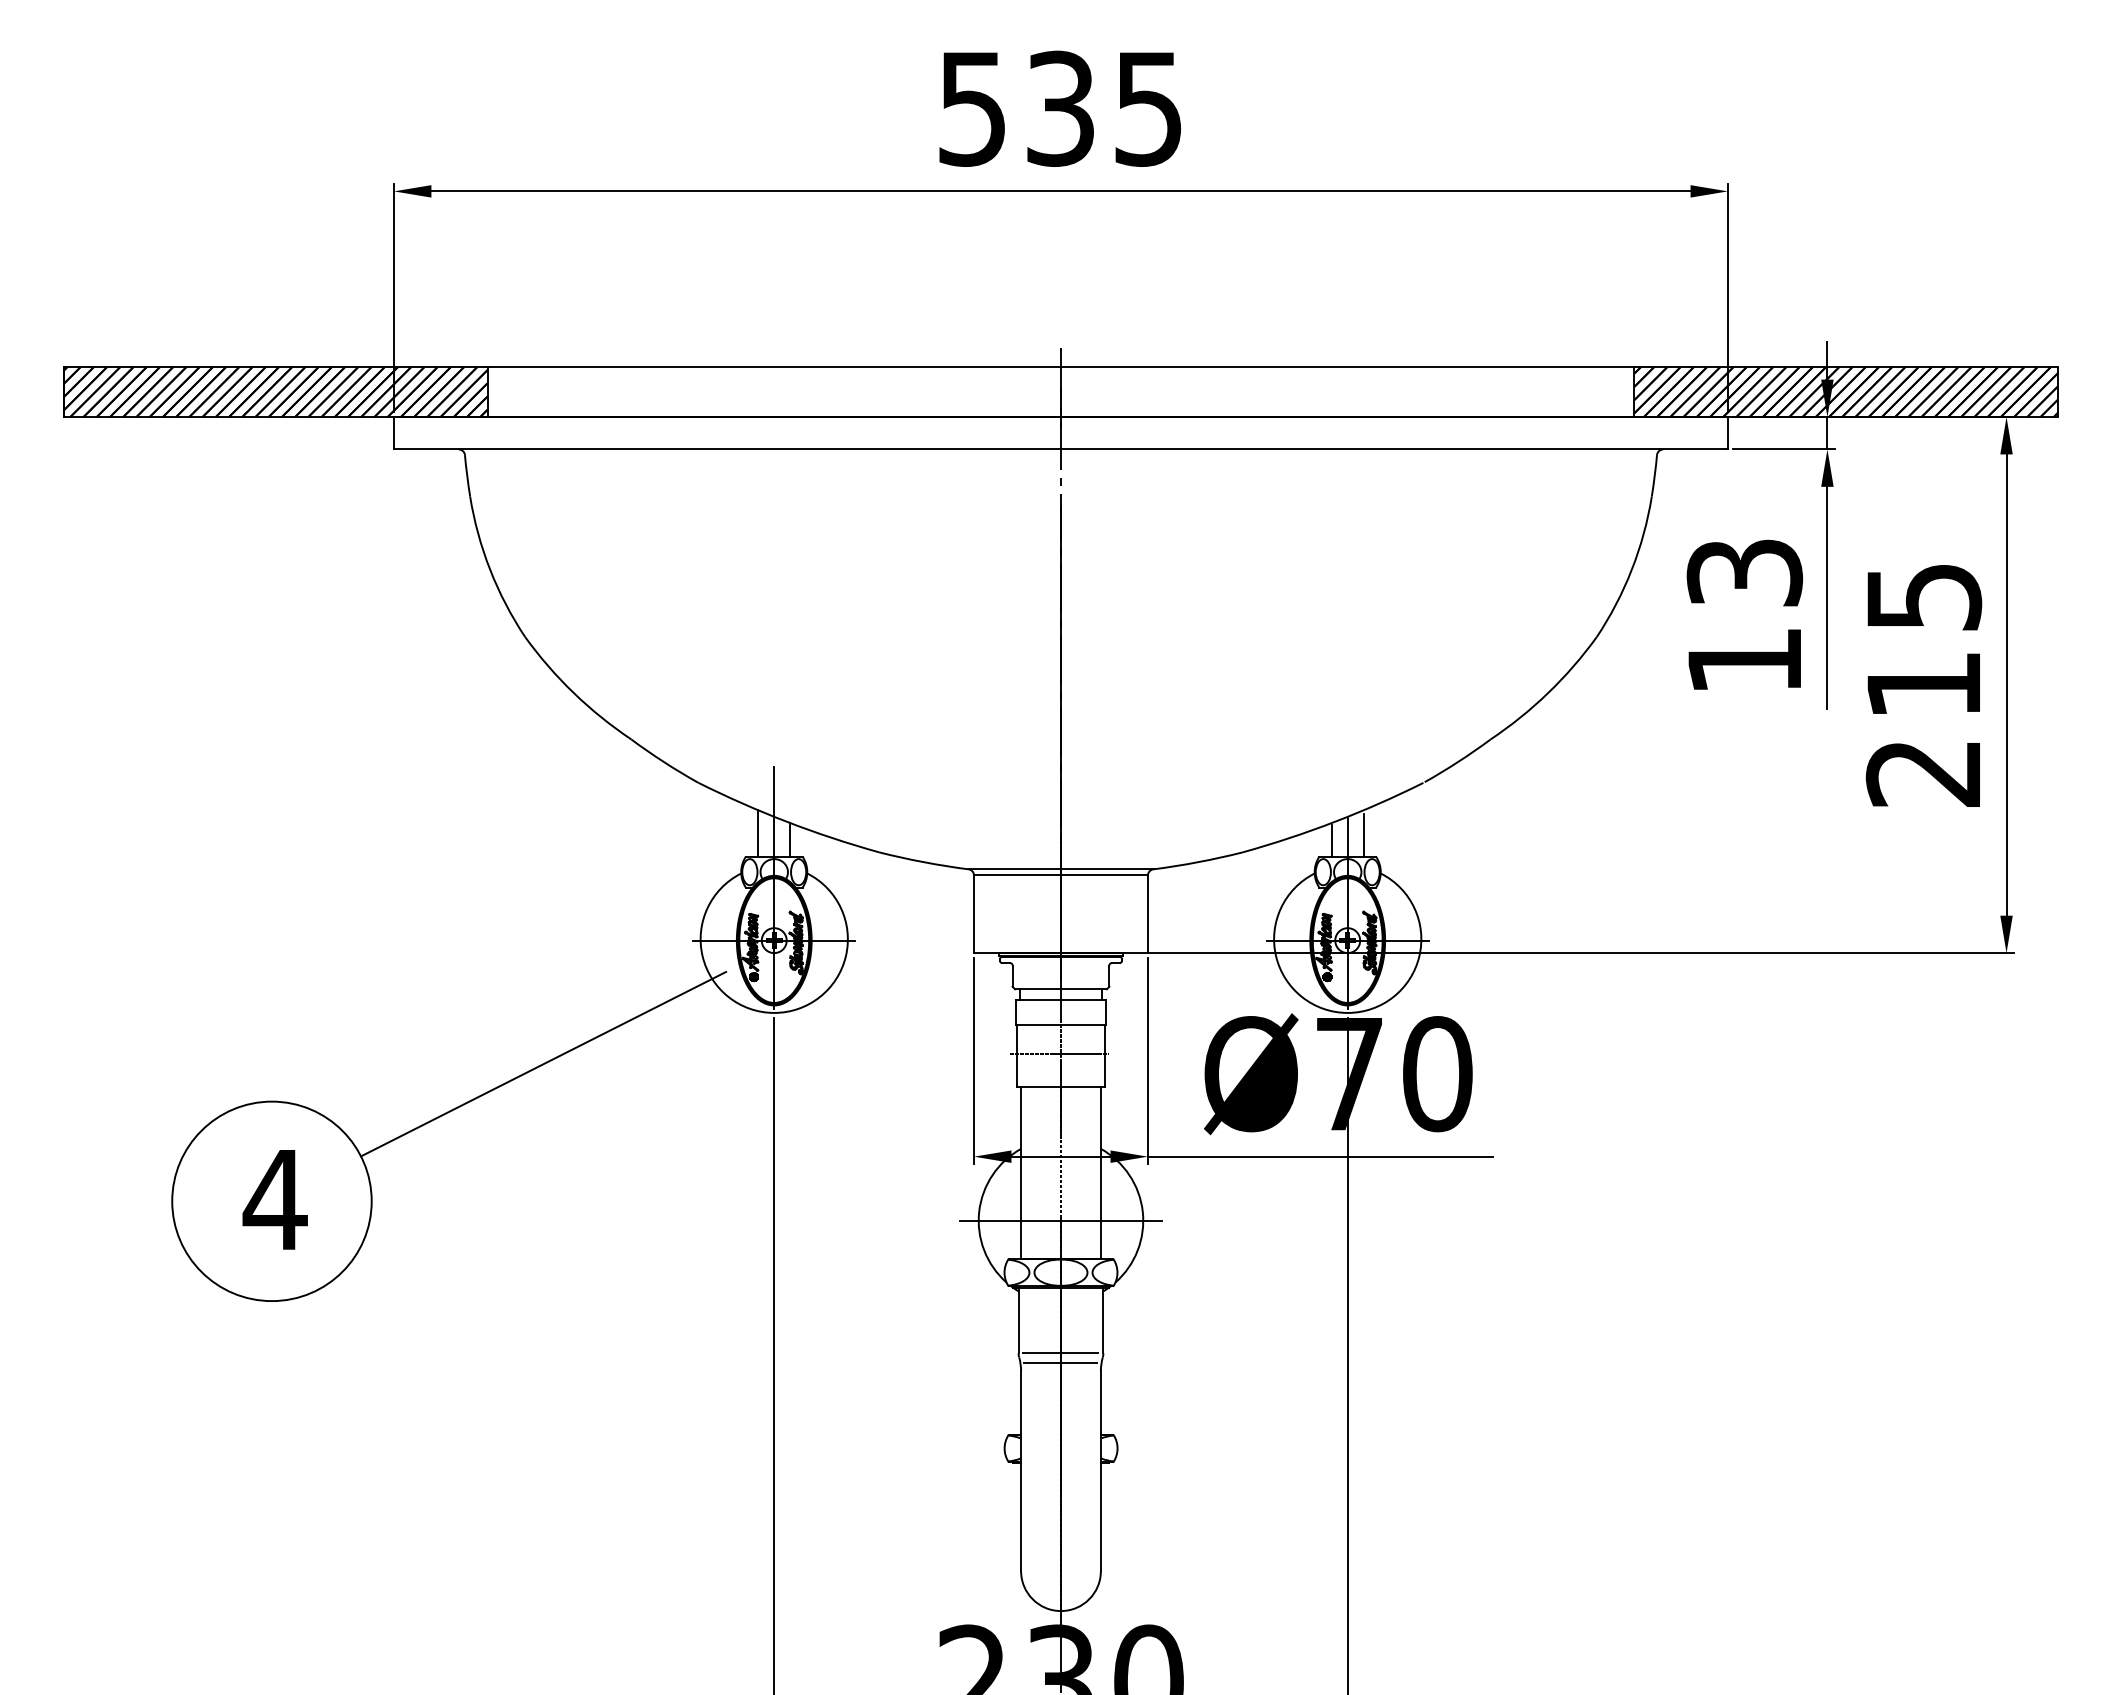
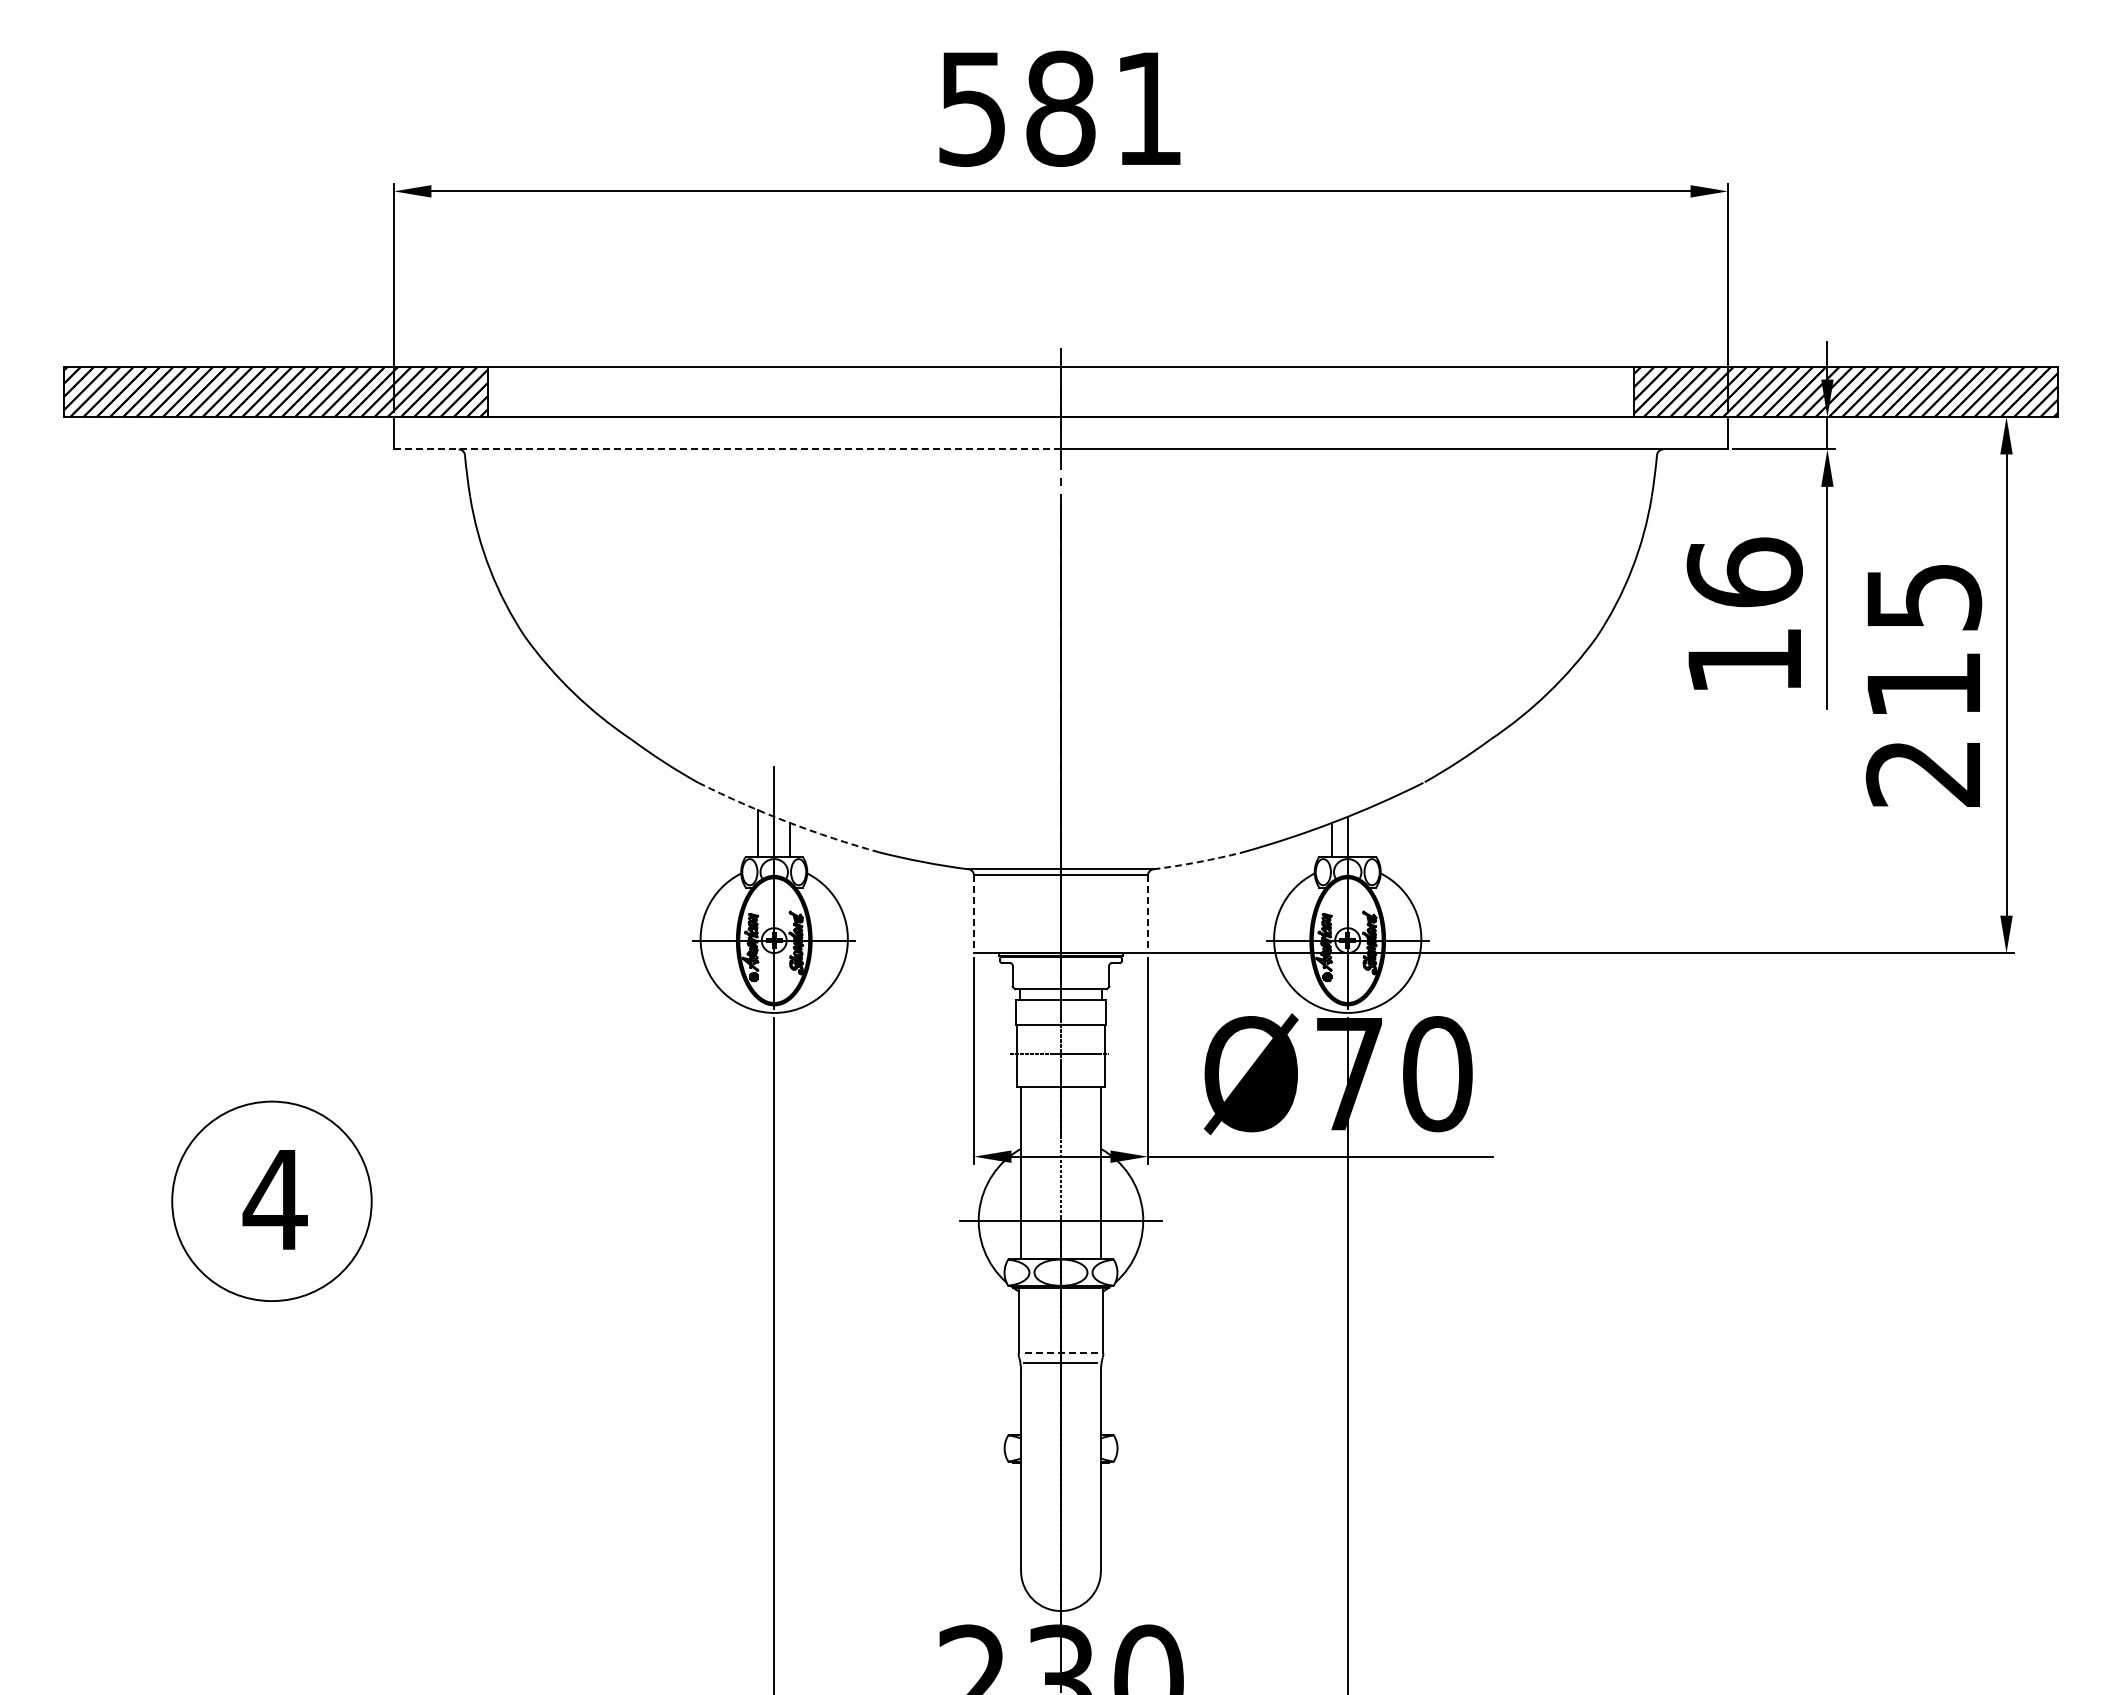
text: 535 -> 581 (1103, 108)
line: solid -> dashed (728, 449)
text: 13 -> 16 (1744, 572)
arc: solid -> dashed (787, 821)
line: present -> none (1363, 835)
arc: solid -> dashed (1198, 862)
line: solid -> dashed (974, 914)
line: solid -> dashed (1147, 914)
line: present -> none (543, 1063)
line: solid -> dashed (1060, 1353)
